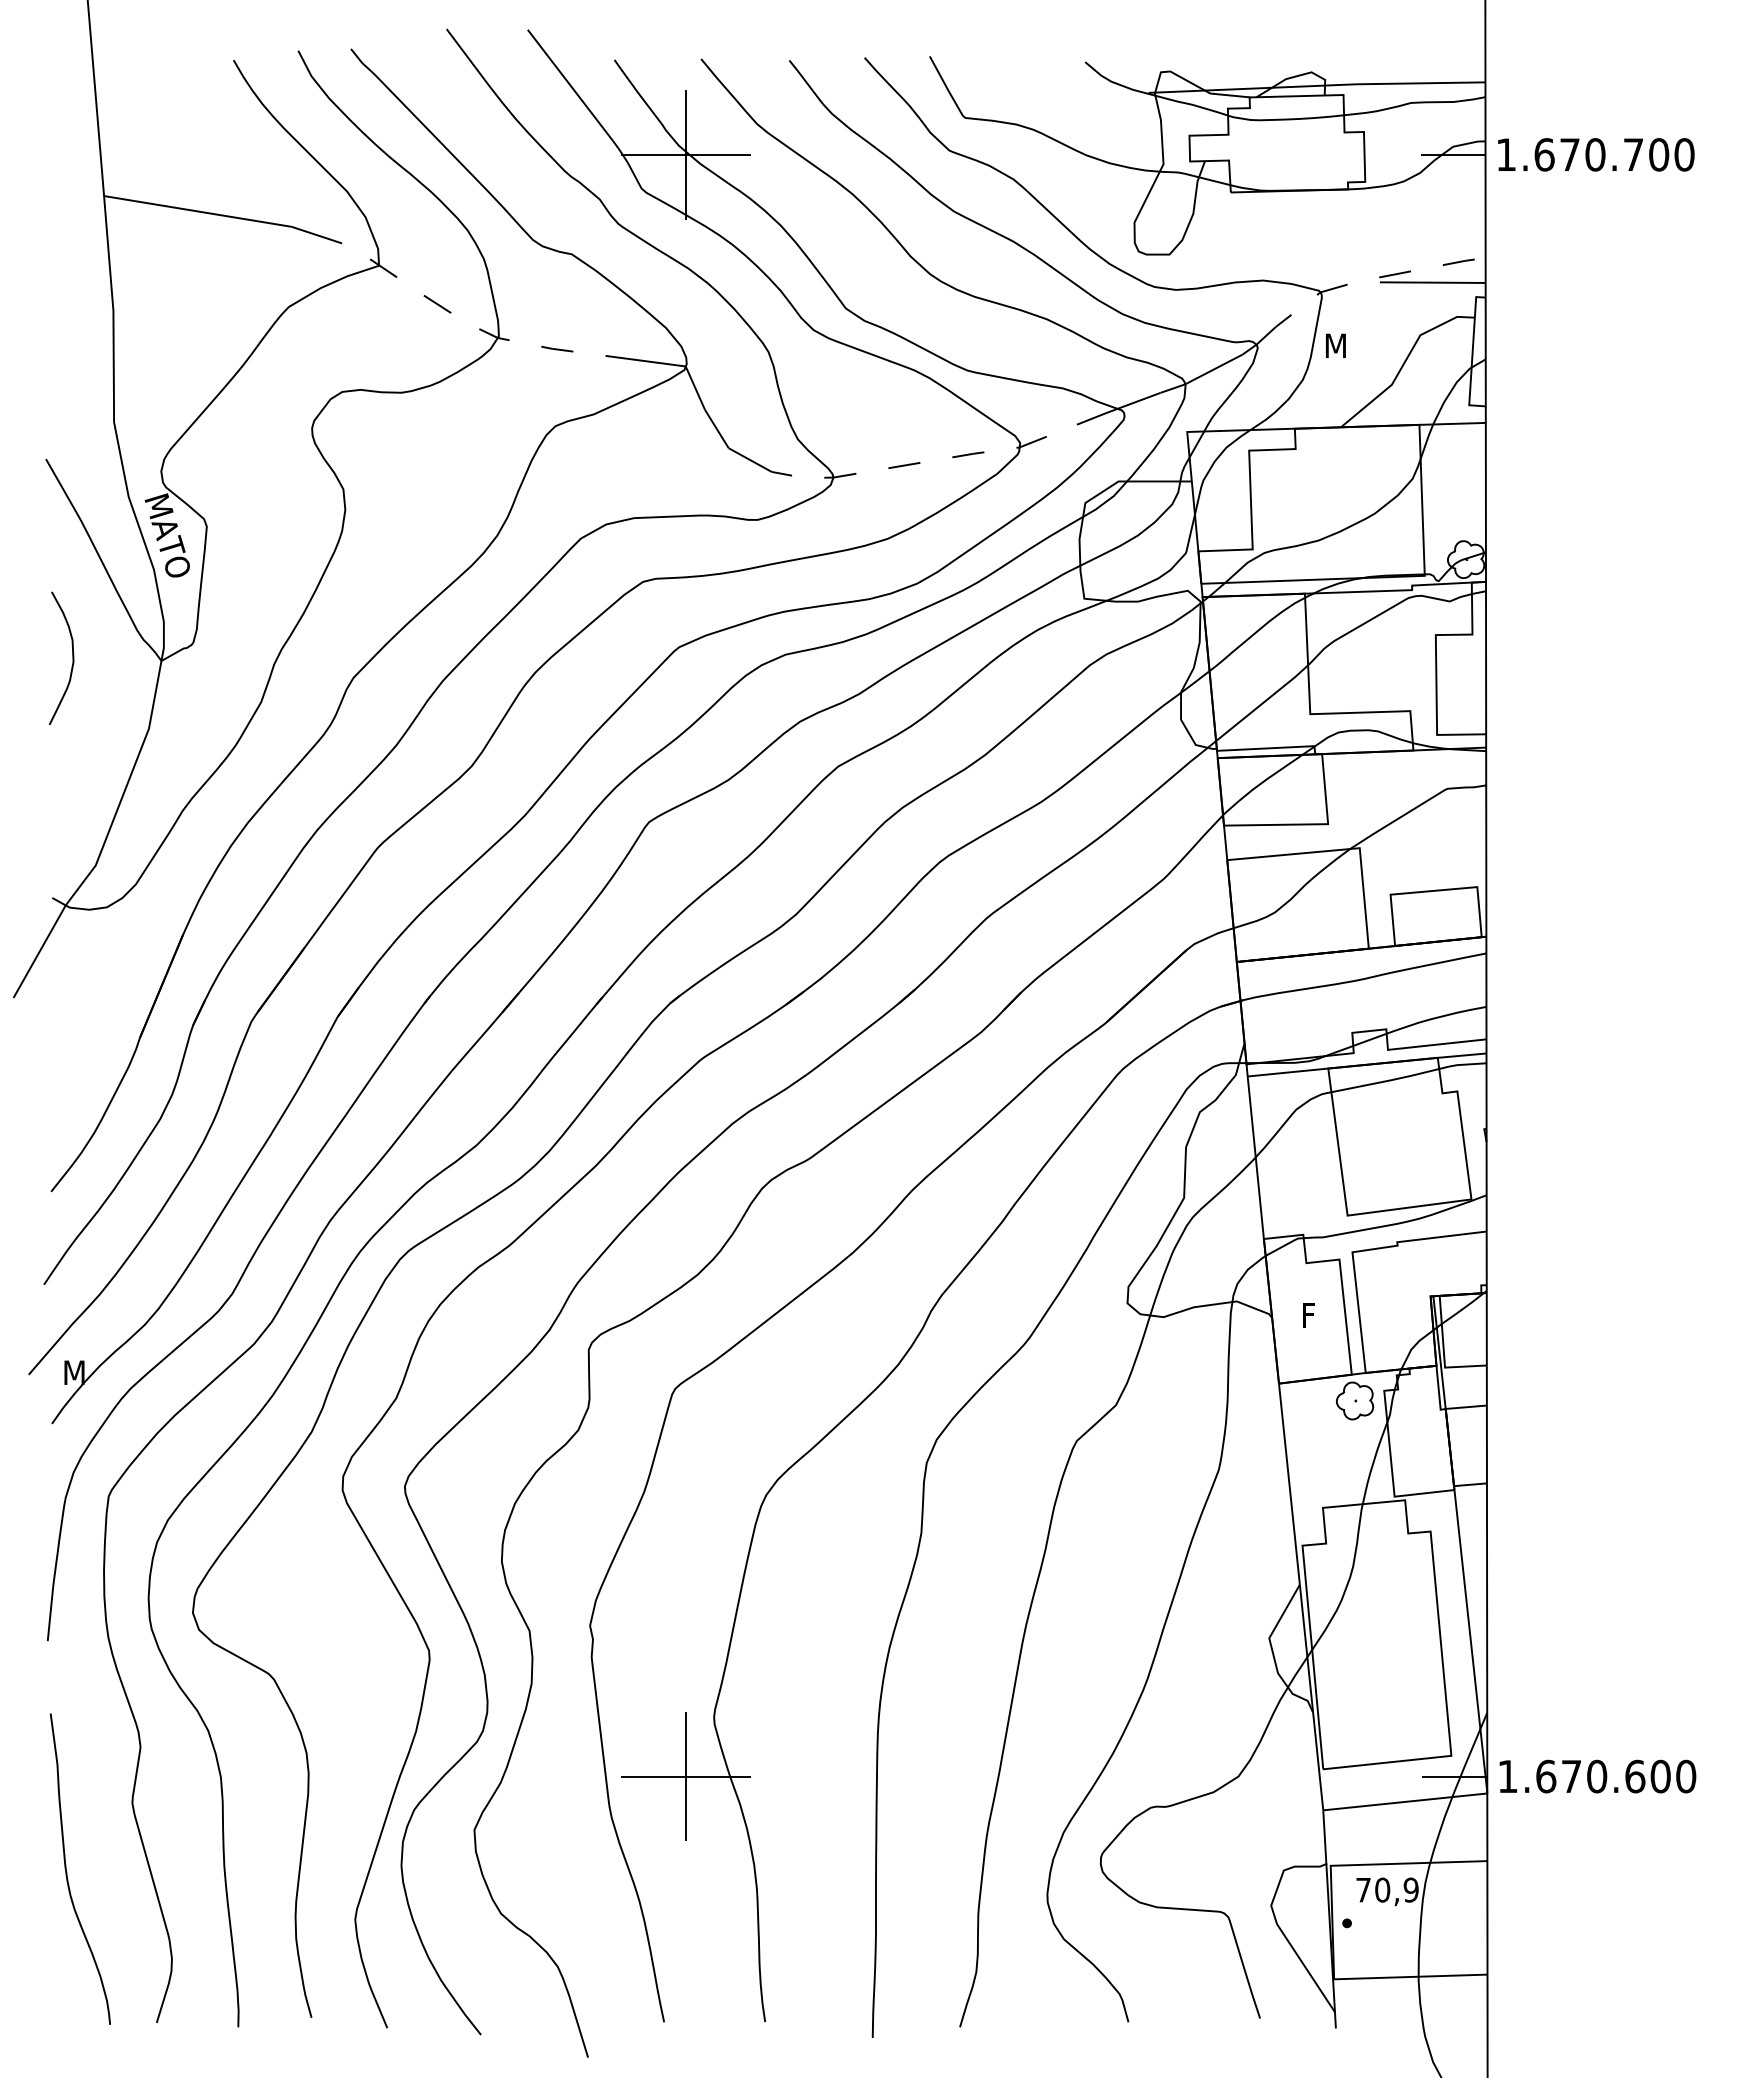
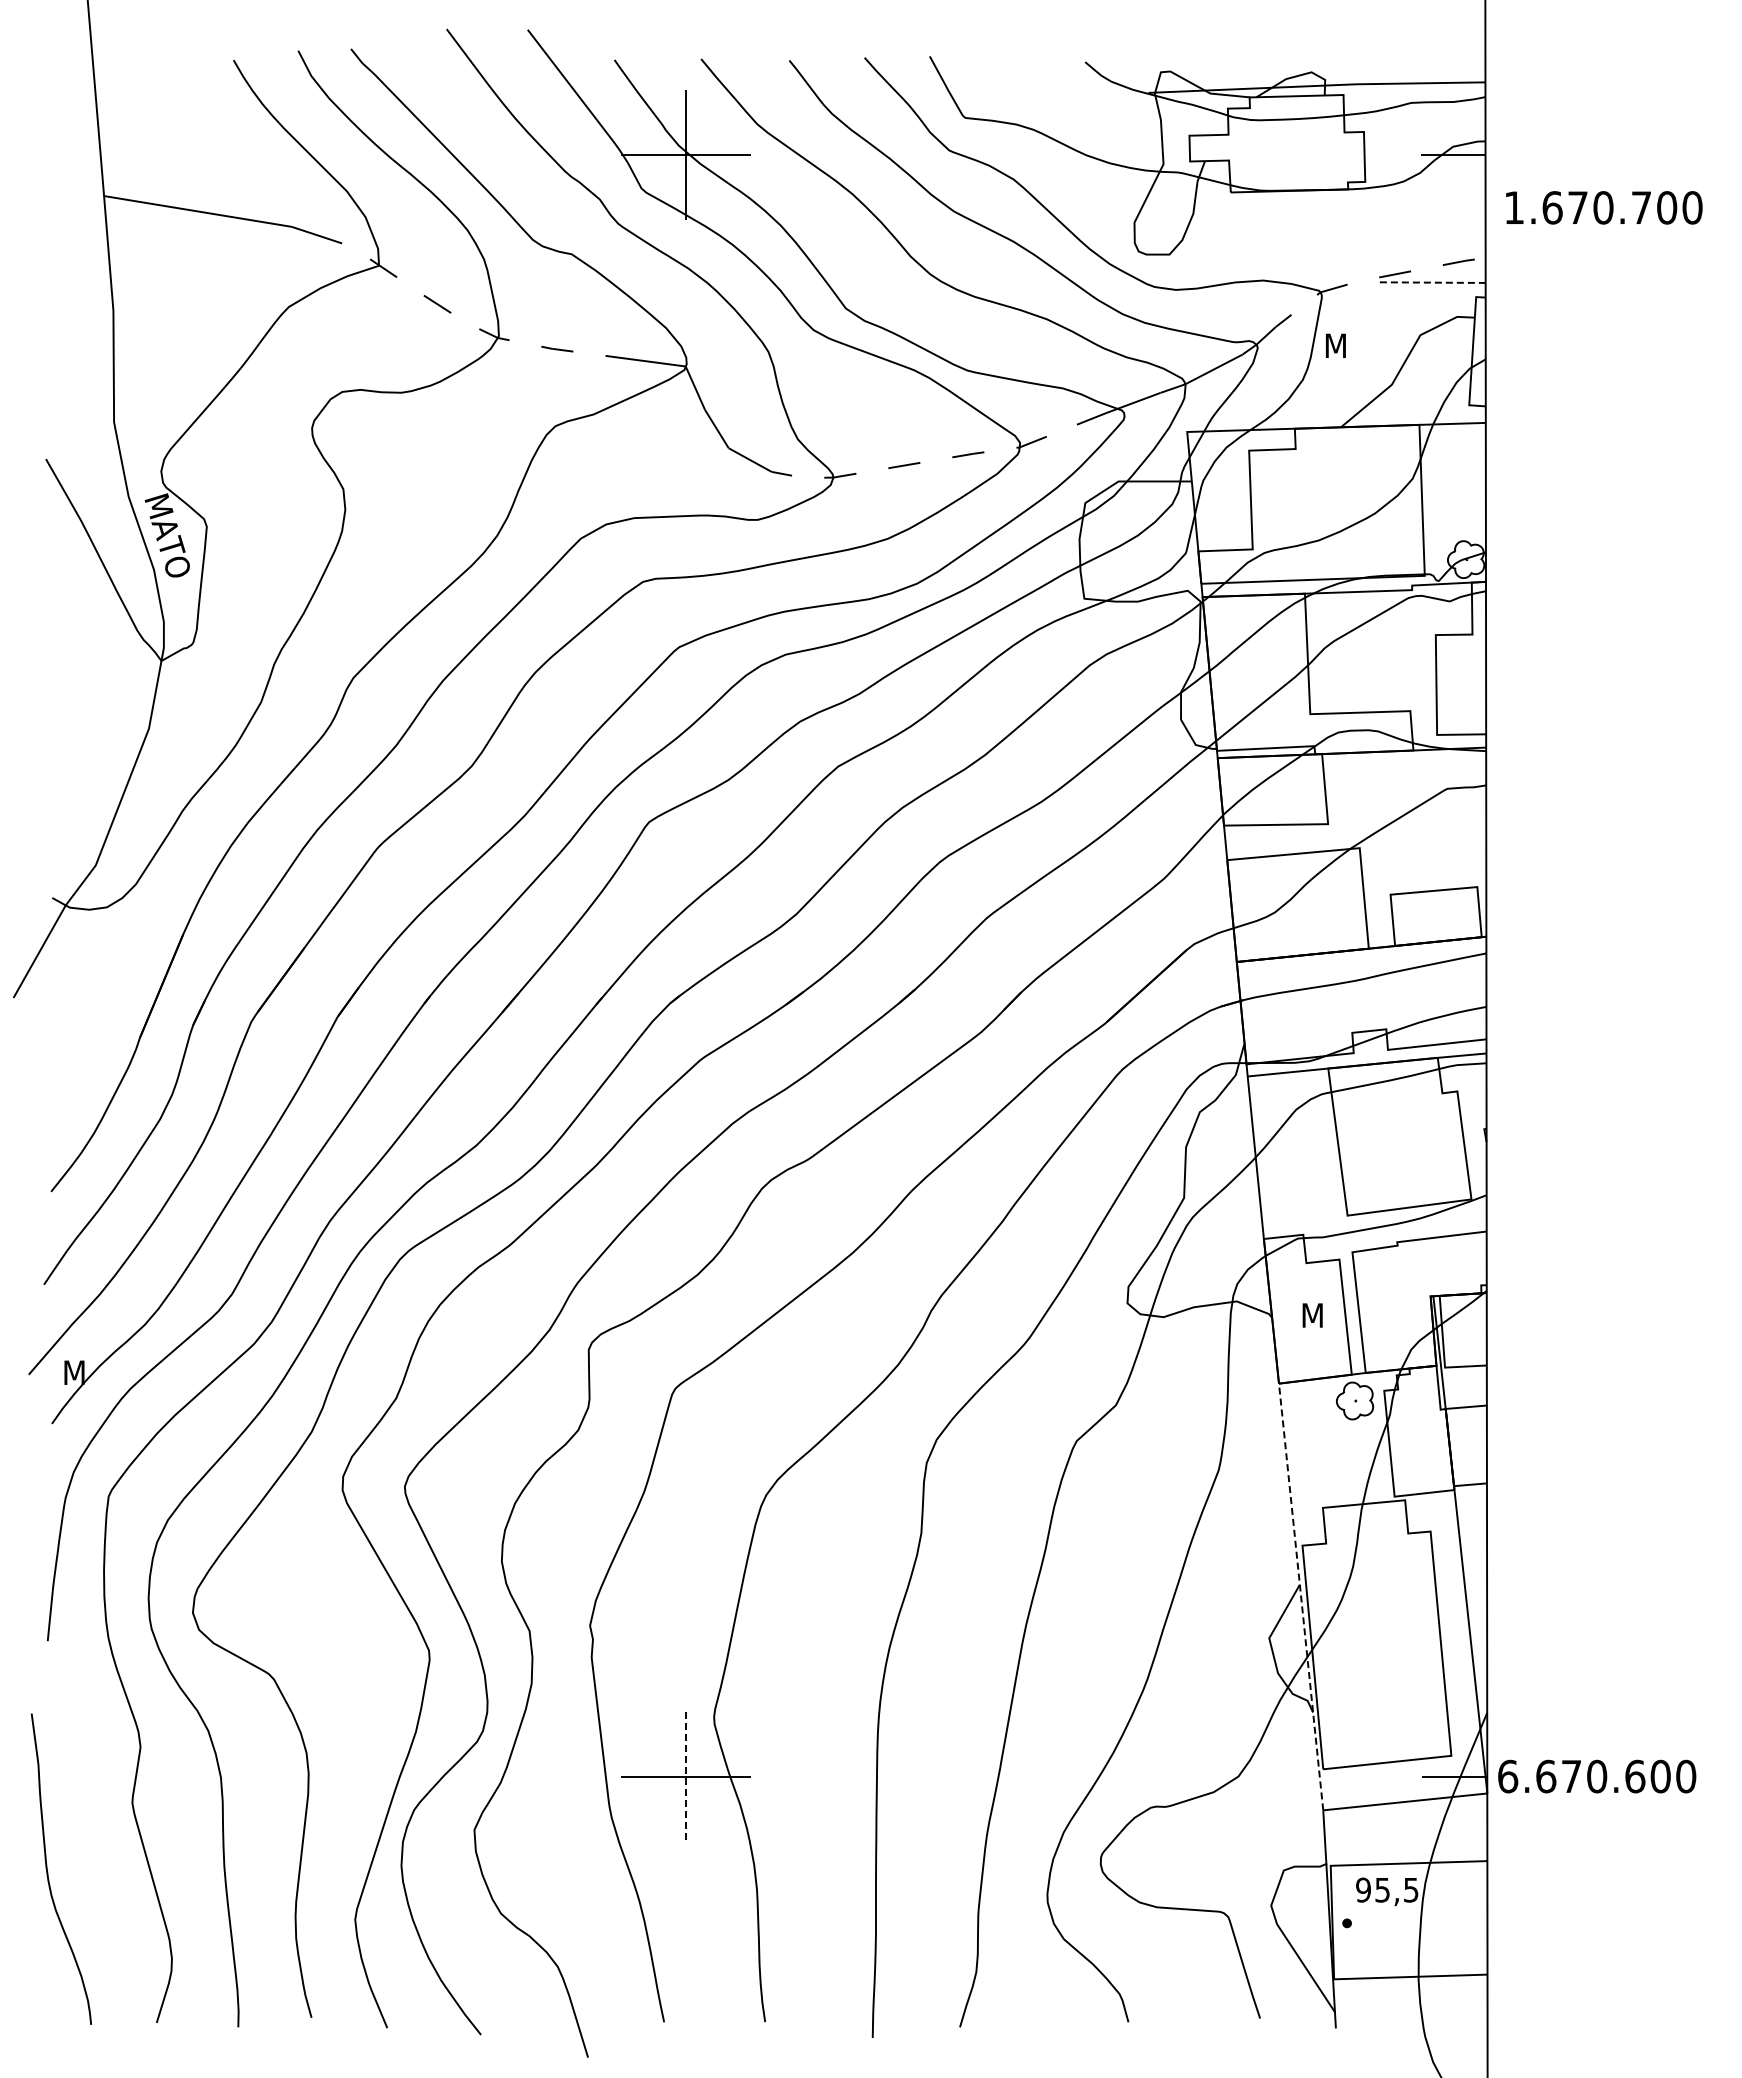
text position: (1596, 154) -> (1604, 207) (1604, 207)
line: solid -> dashed (1432, 282)
curve: present -> none (72, 658)
text: F -> M (1312, 1315)
line: solid -> dashed (1301, 1596)
line: solid -> dashed (685, 1776)
text: 1.670.600 -> 6.670.600 (1508, 1776)
curve position: (67, 1872) -> (48, 1872) (48, 1872)
text: 70,9 -> 95,5 (1387, 1889)
